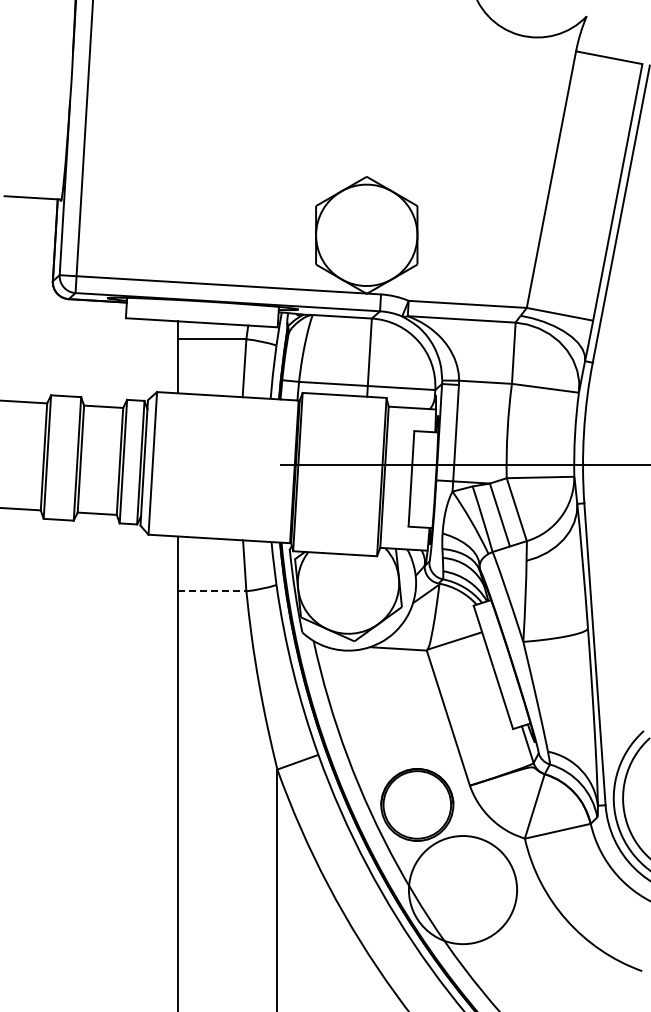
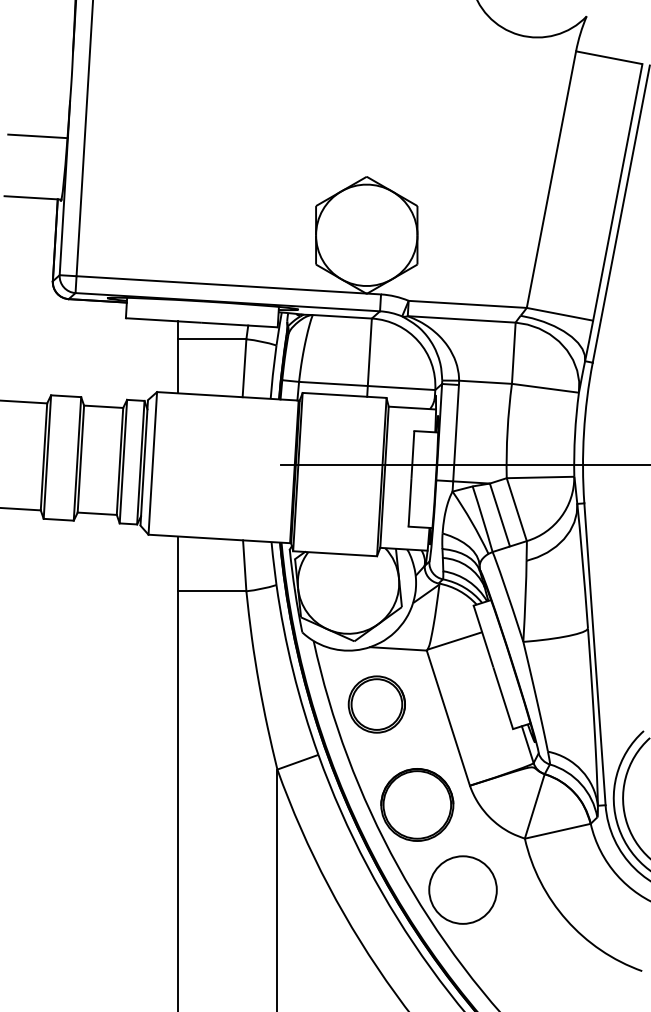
line: none -> present (37, 136)
line: dashed -> solid (212, 591)
part: none -> present (376, 704)
circle diameter: 108 px -> 68 px (462, 889)
